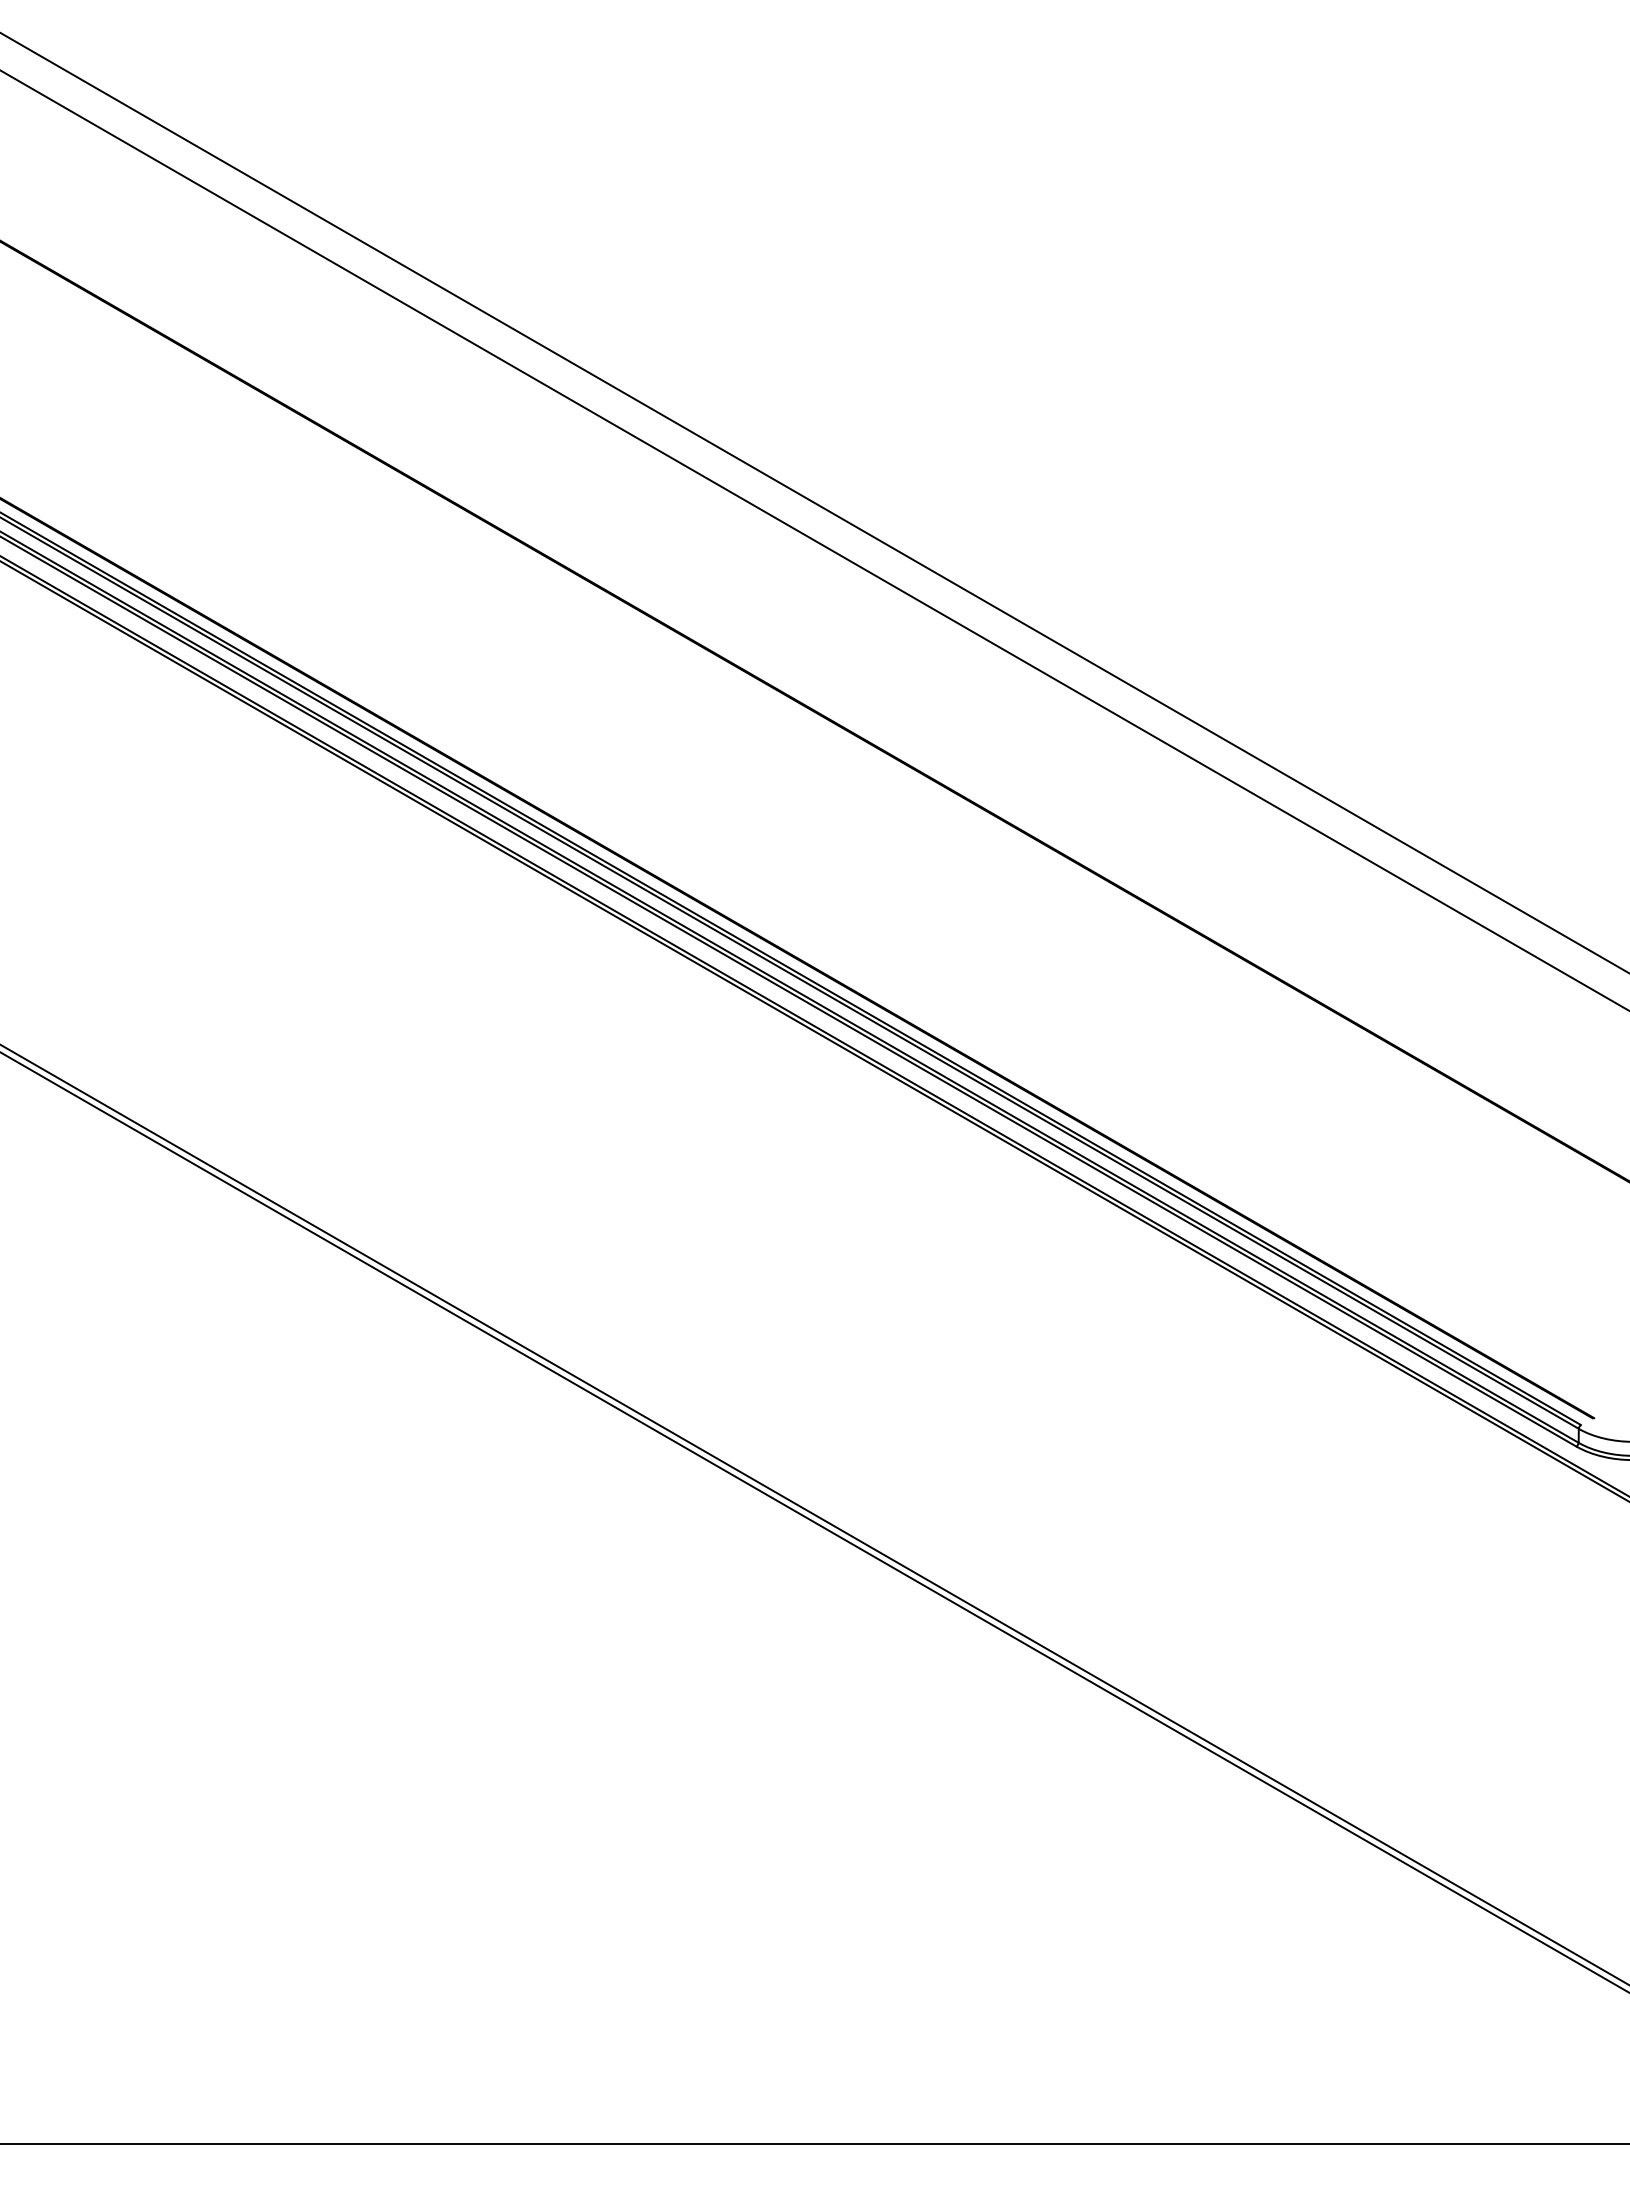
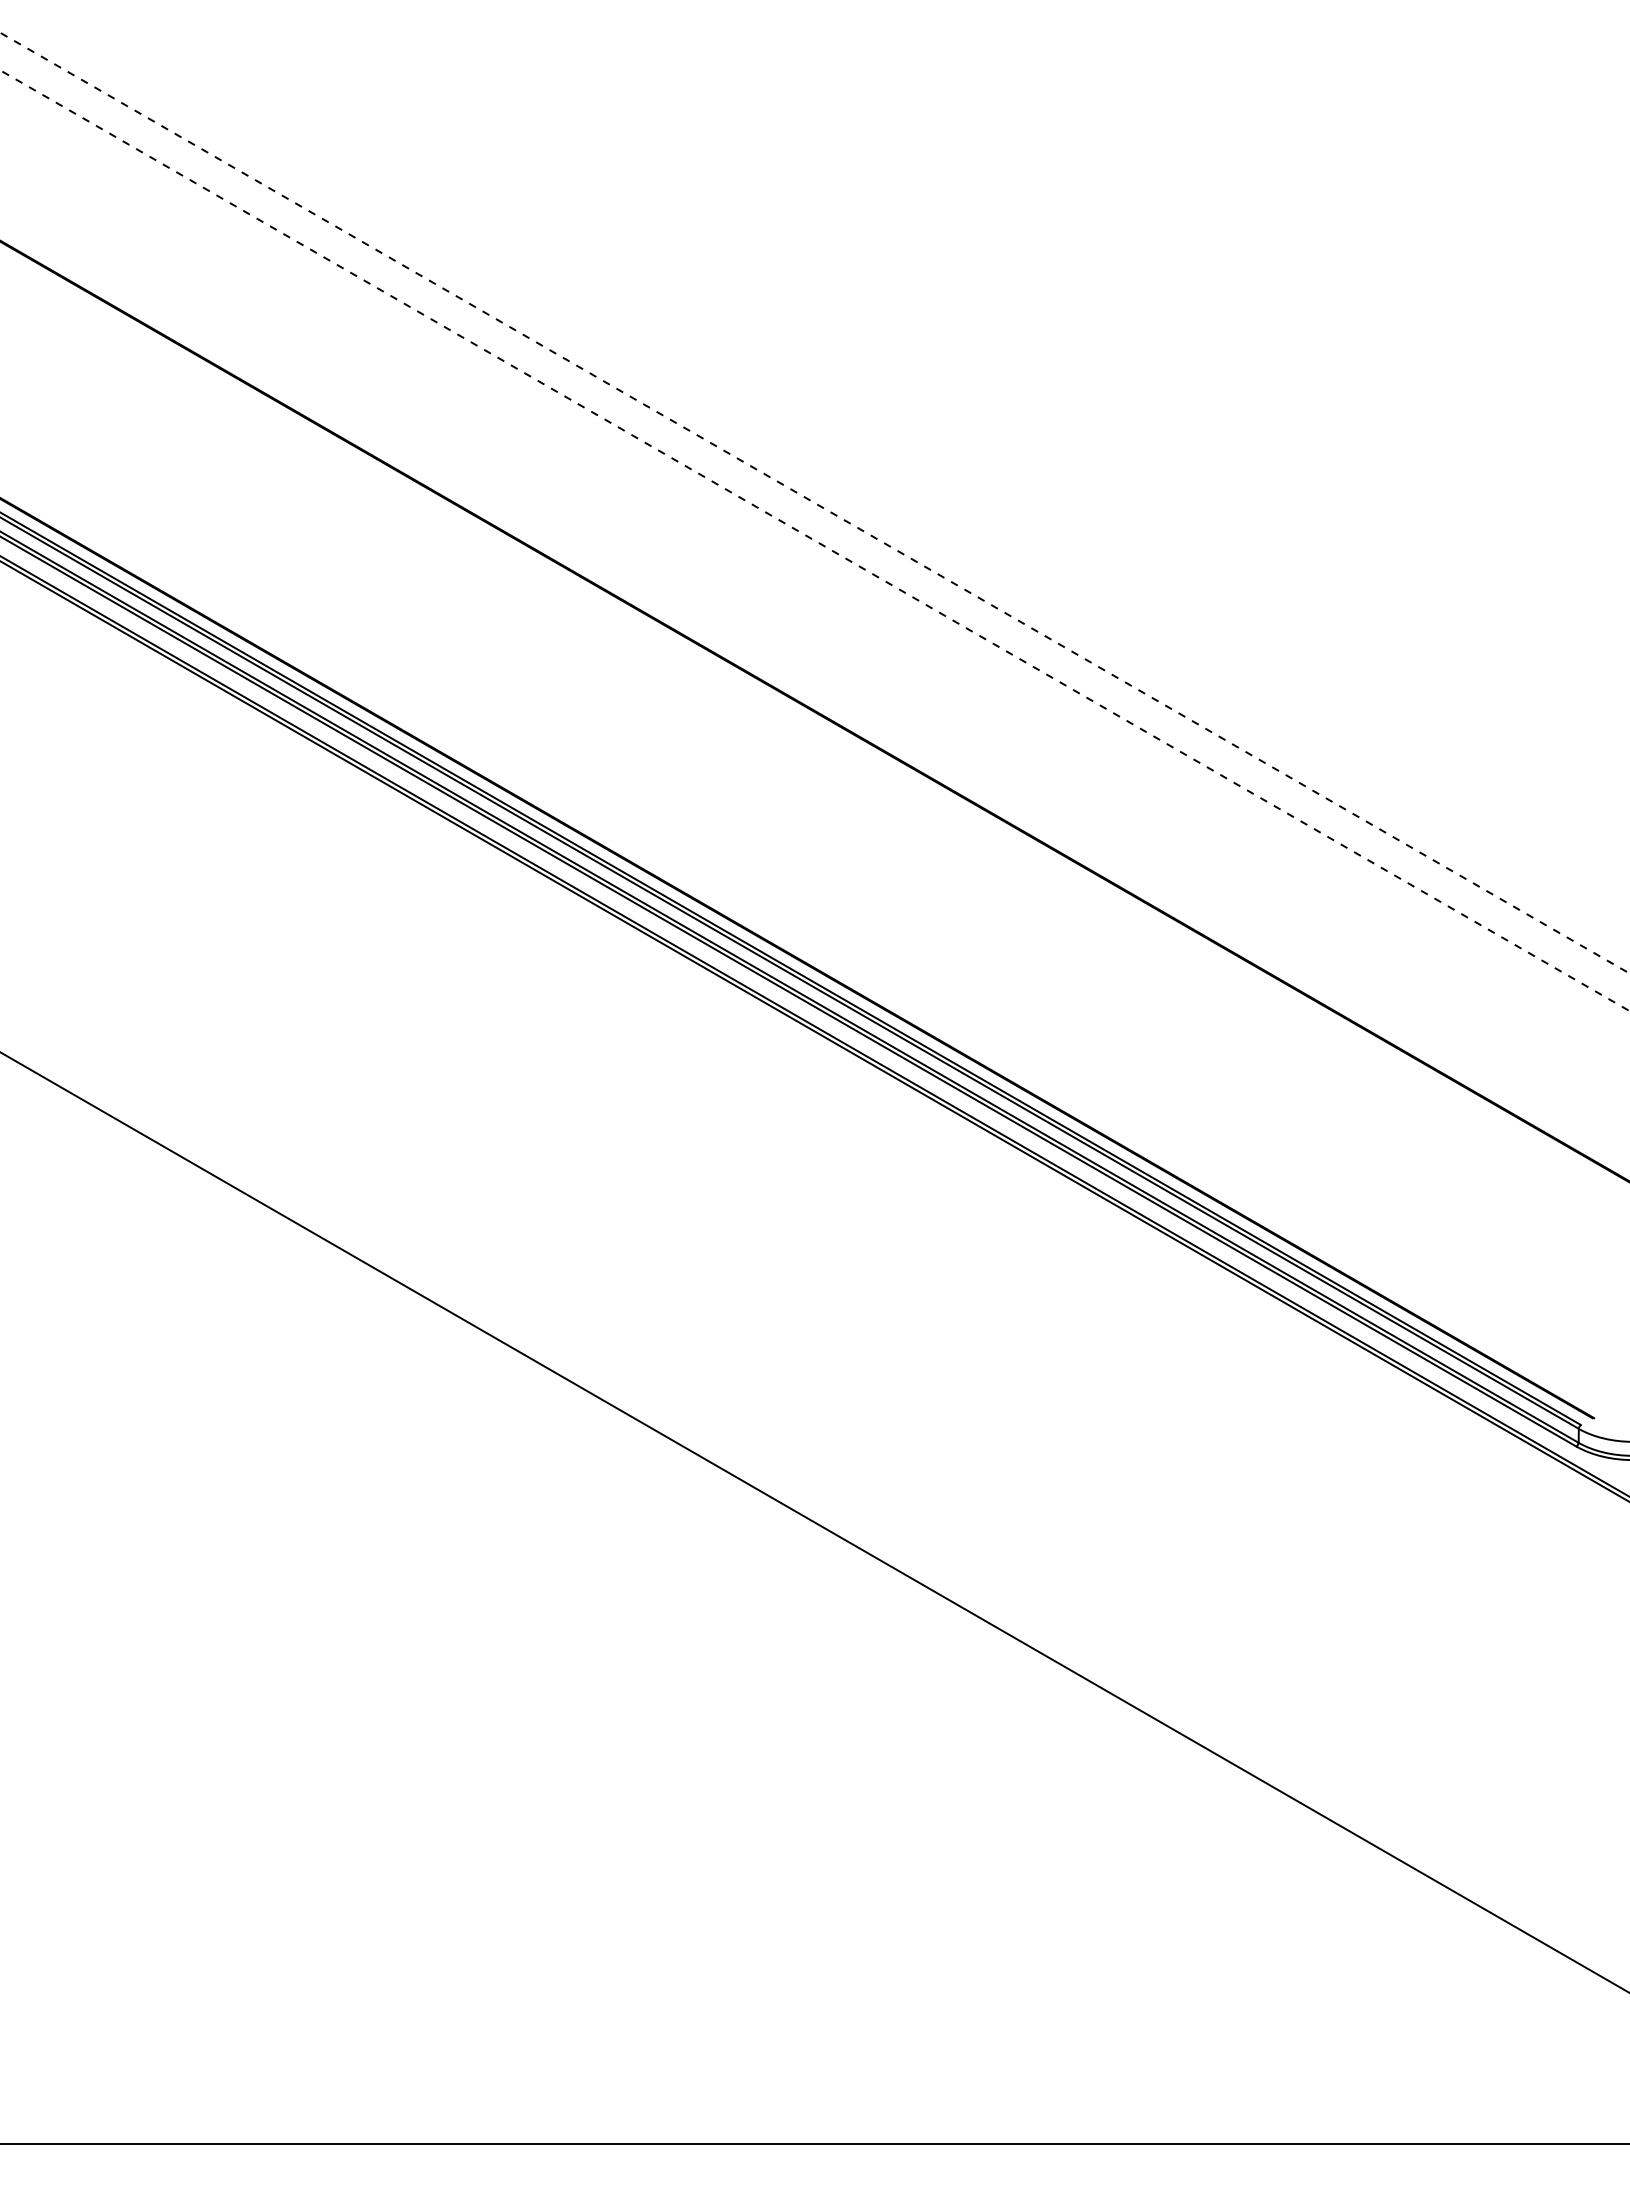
line: solid -> dashed (814, 503)
line: solid -> dashed (814, 540)
line: present -> none (814, 1514)
